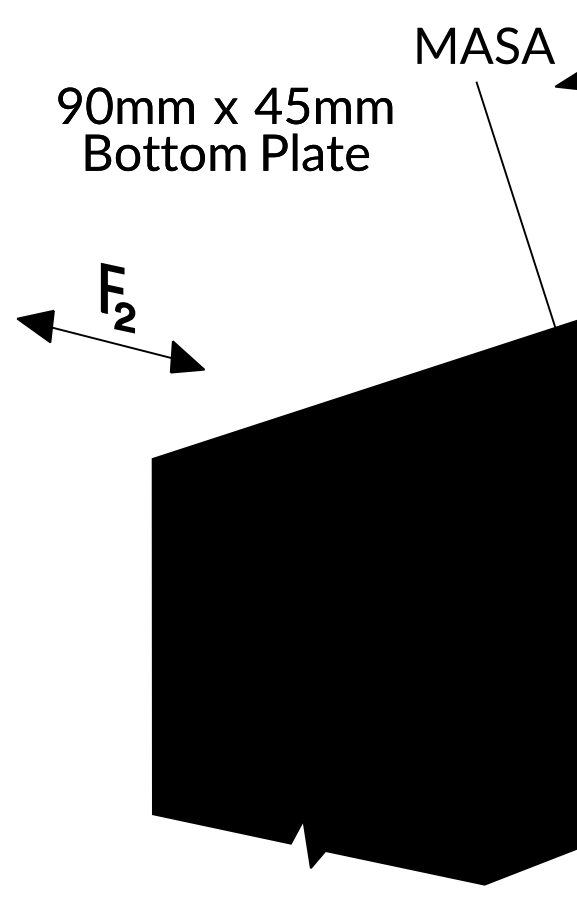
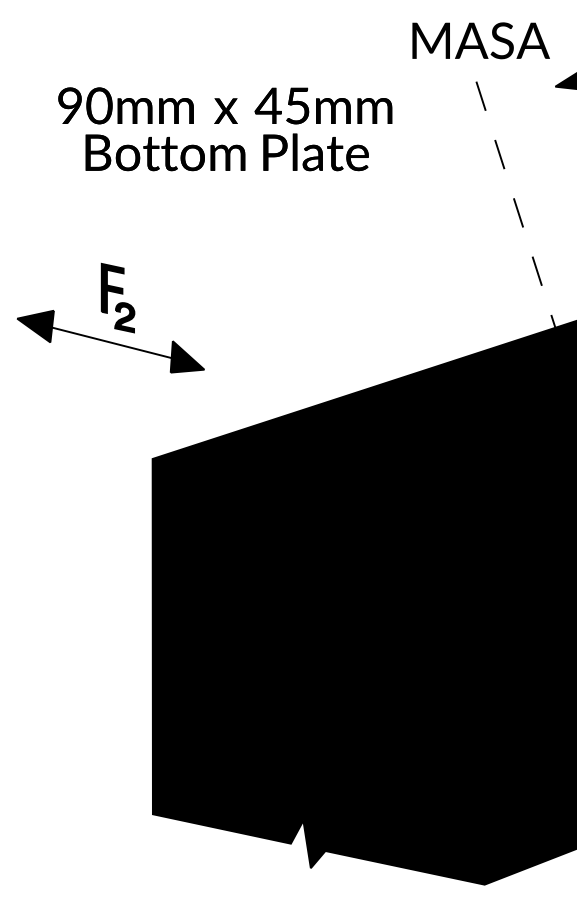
text position: (485, 45) -> (480, 40) (480, 40)
line: solid -> dashed (516, 206)
